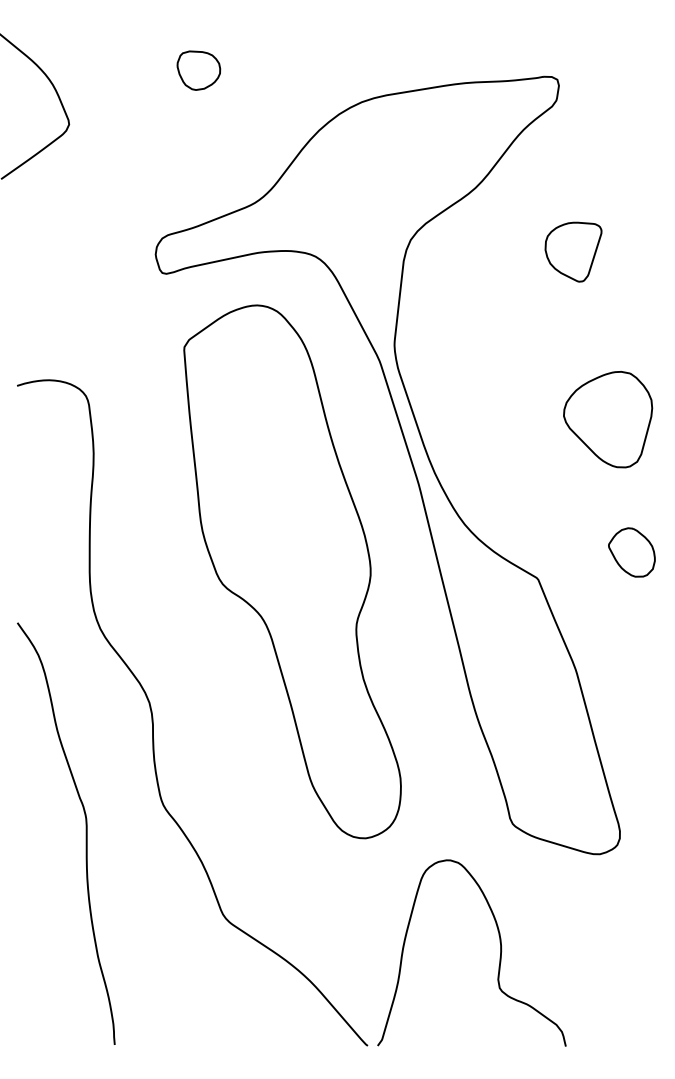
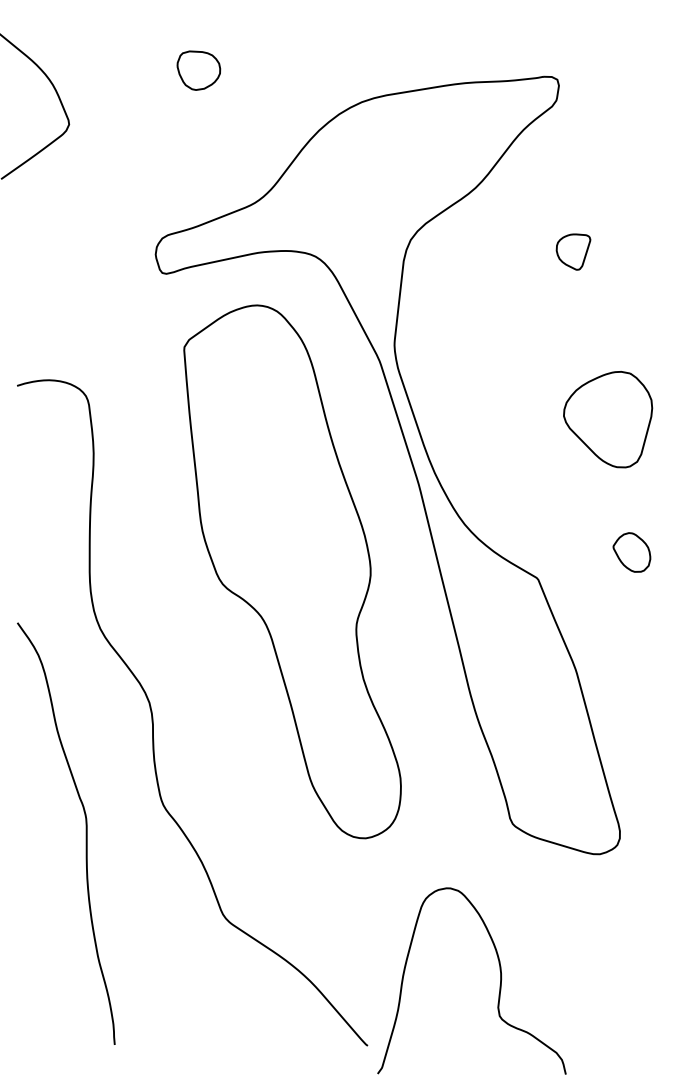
part size: 59x62 px -> 37x38 px (573, 251)
part size: 48x51 px -> 40x41 px (631, 552)
curve position: (499, 957) -> (499, 985) (499, 985)
